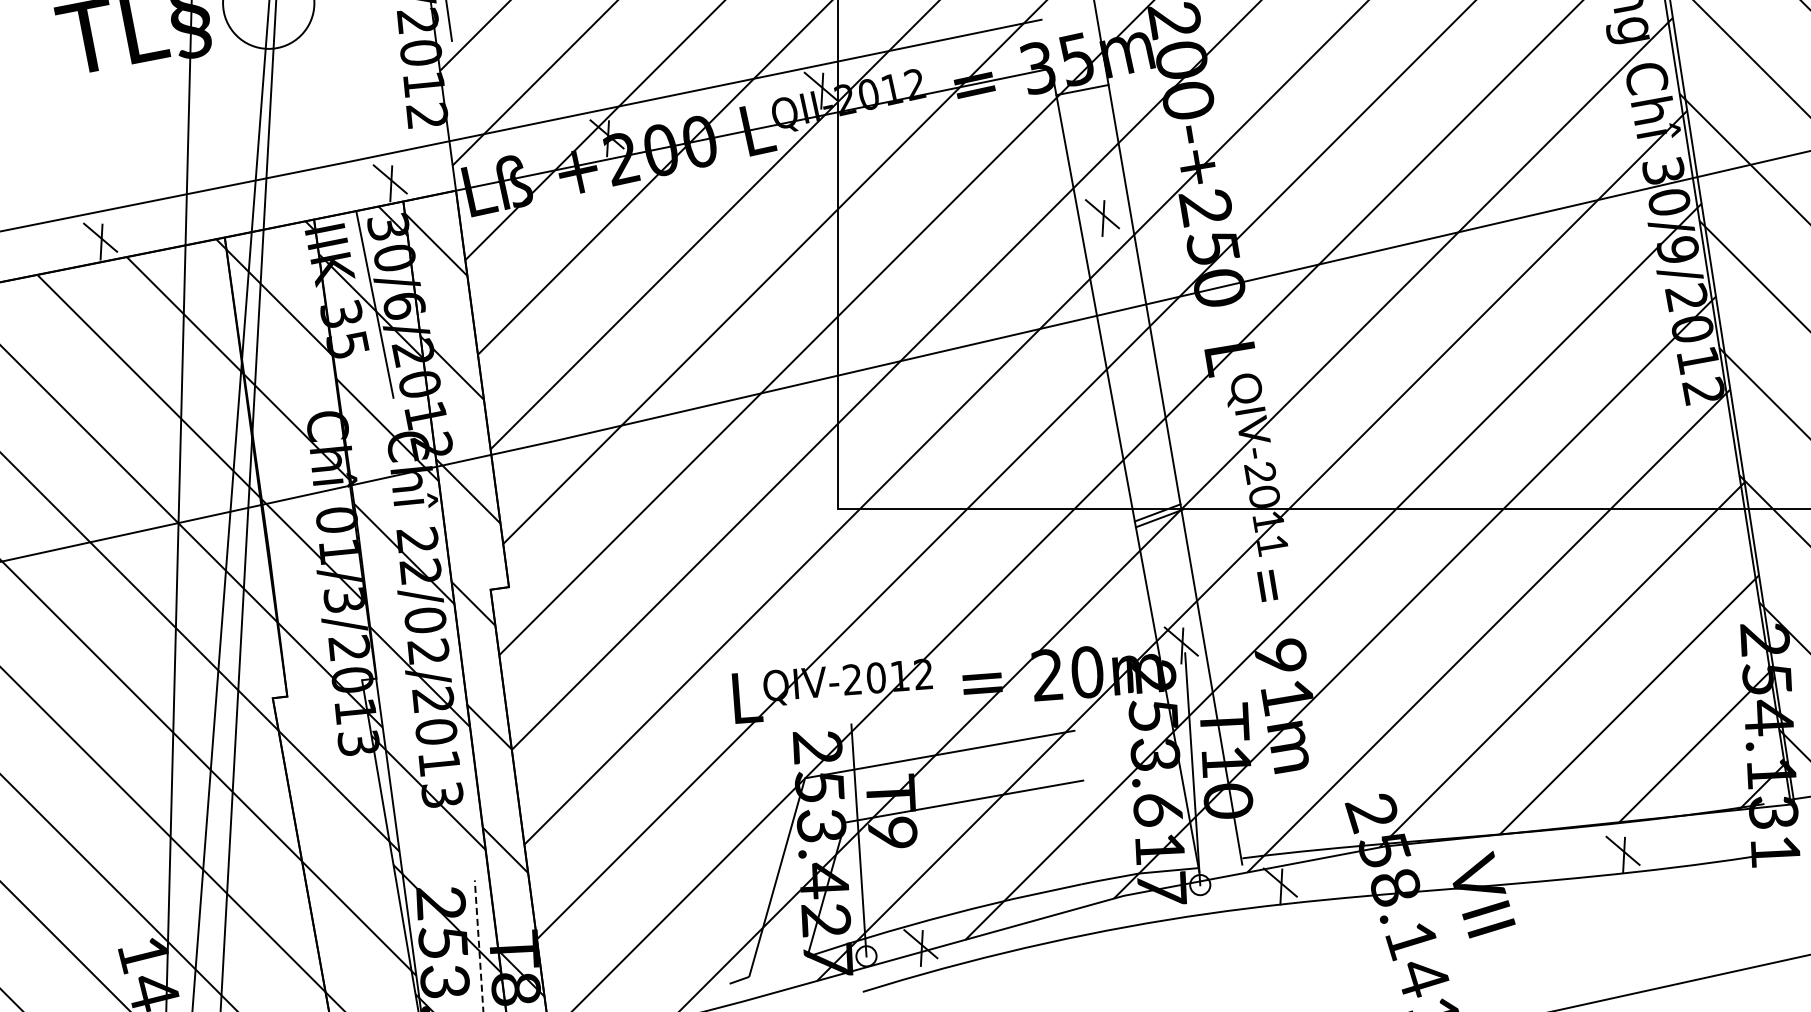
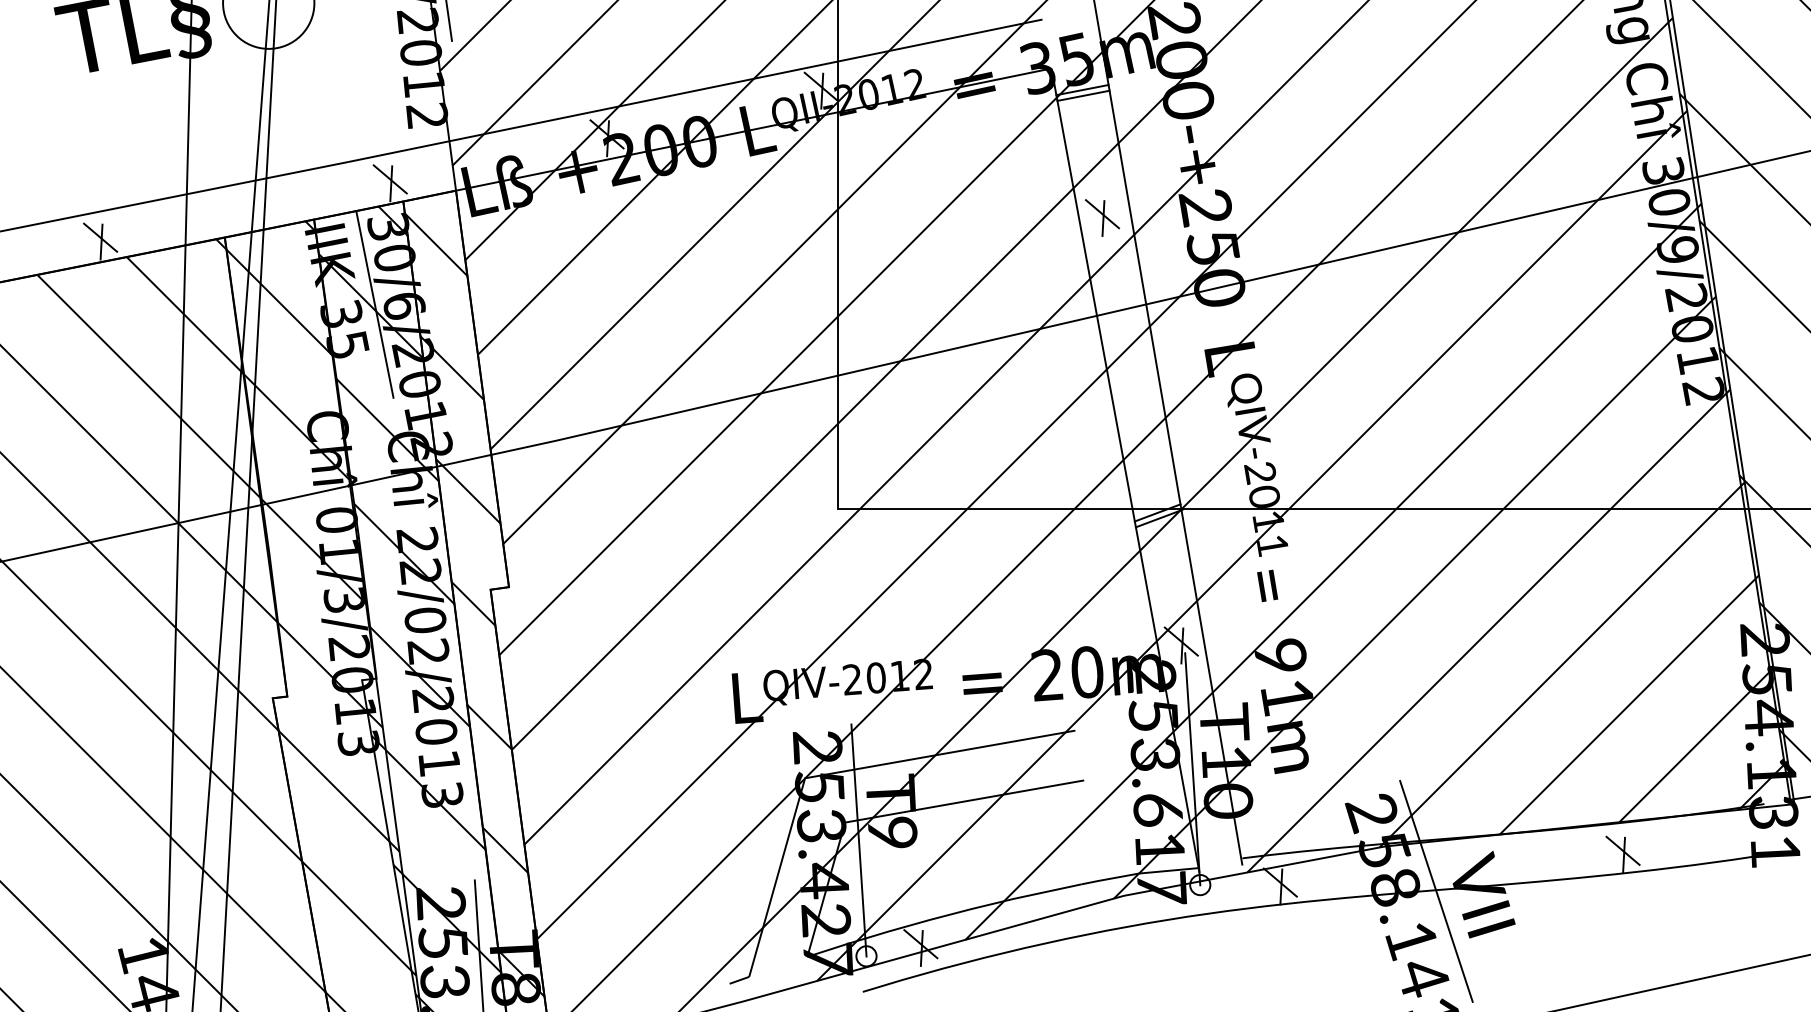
line: none -> present (1083, 95)
line: none -> present (1436, 890)
line: dashed -> solid (479, 946)
